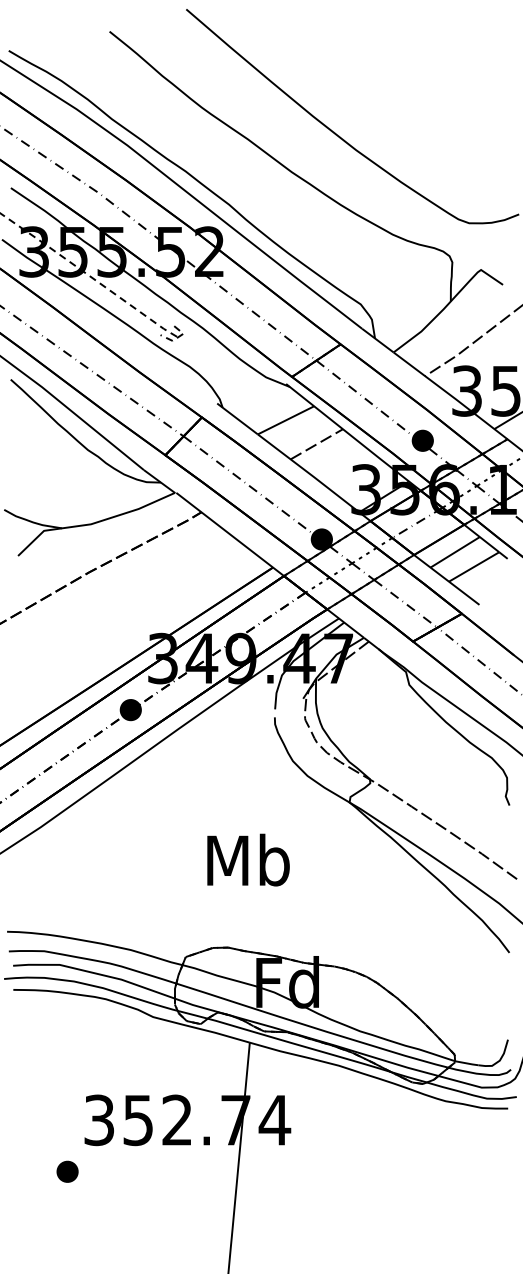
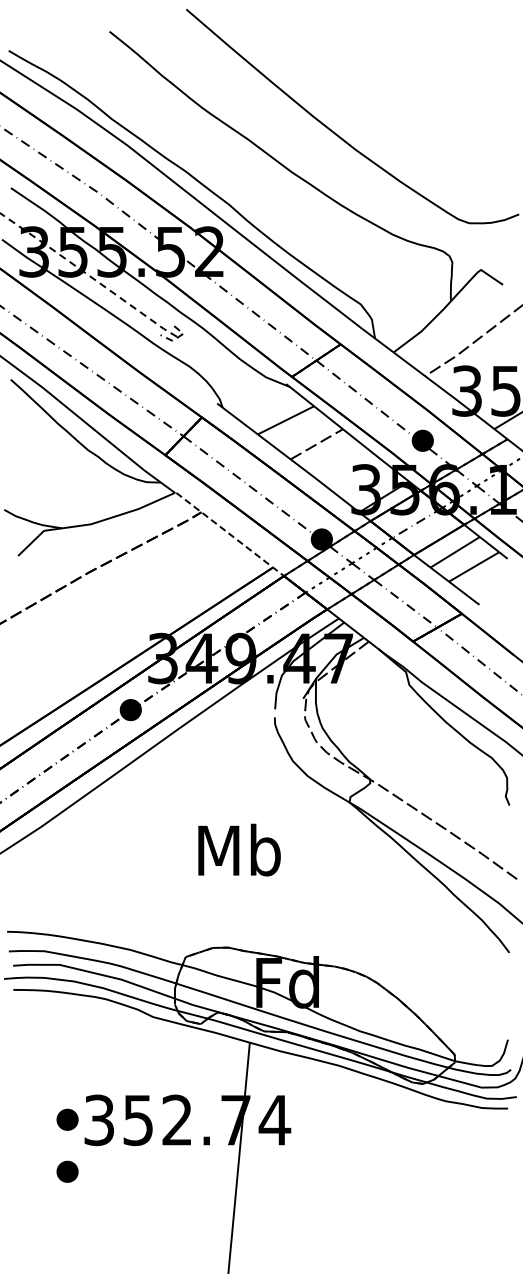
line: solid -> dashed (230, 534)
text position: (248, 859) -> (239, 849) (239, 849)
part: none -> present (67, 1119)
